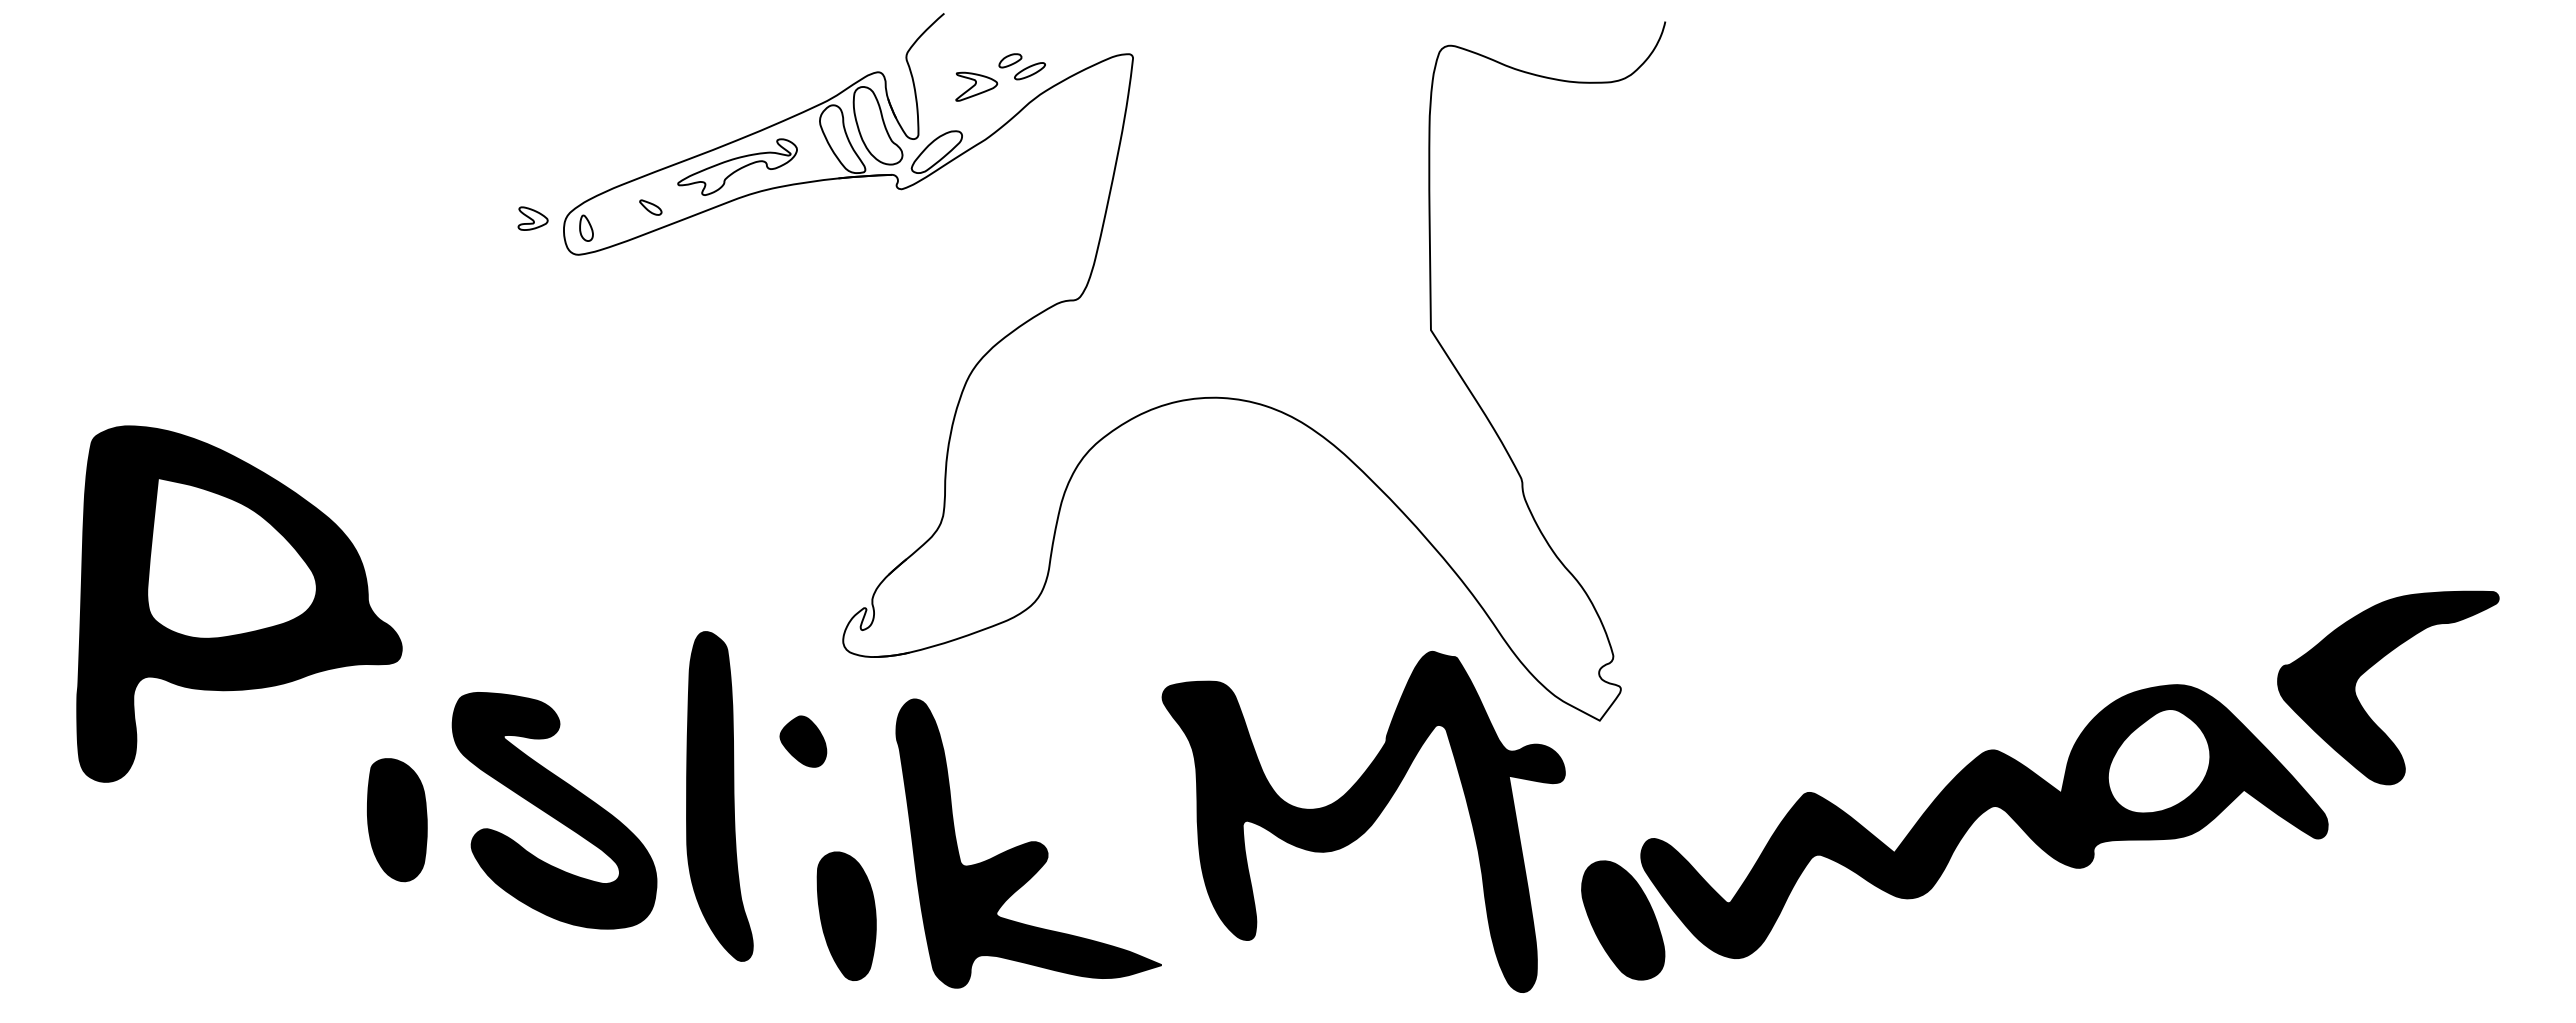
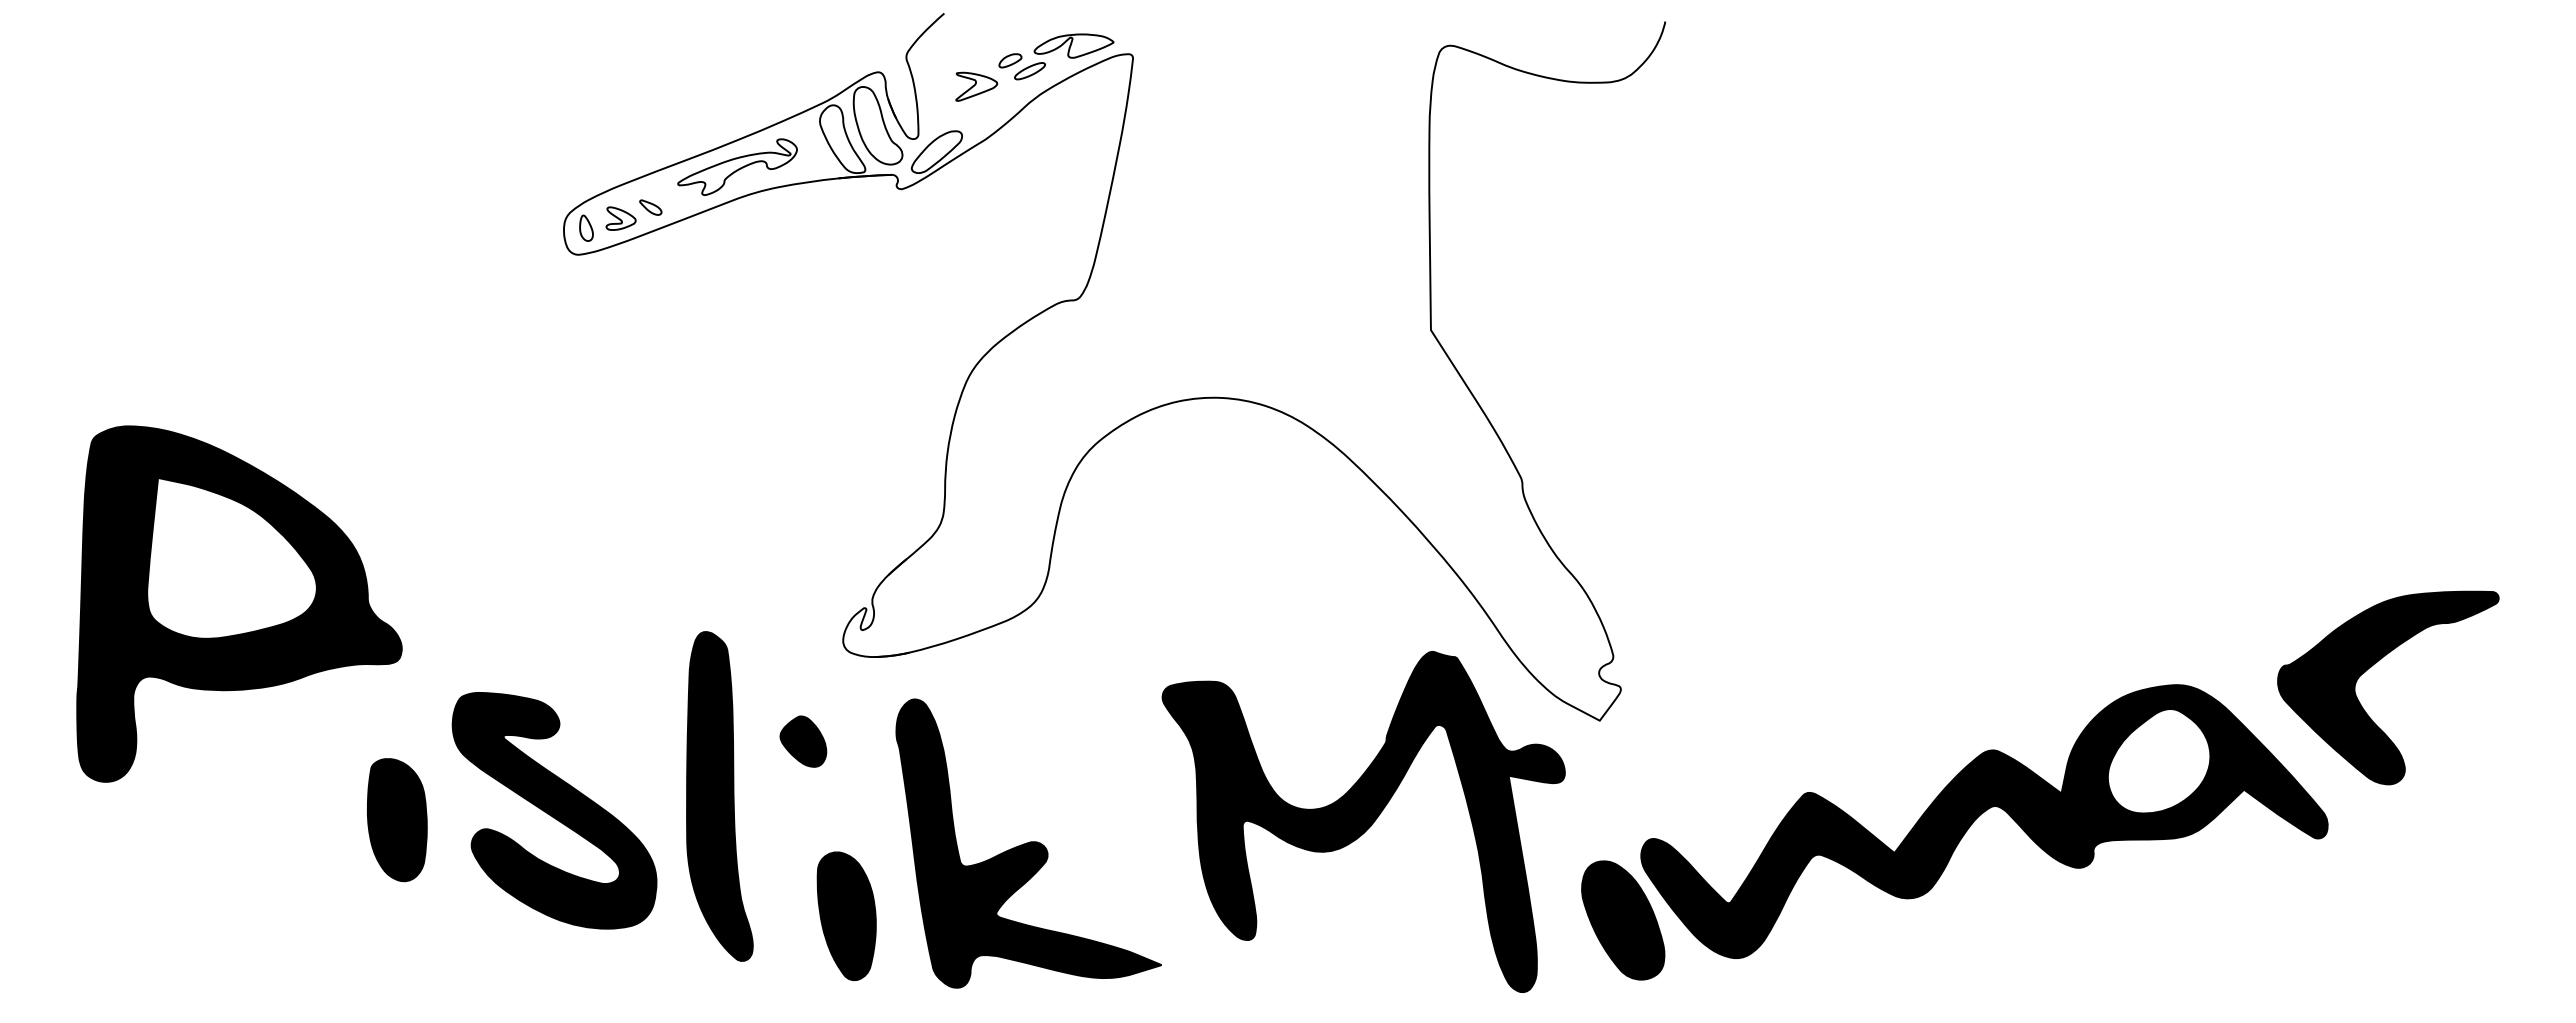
part: none -> present (1073, 45)
part position: (532, 218) -> (620, 218) (620, 218)
